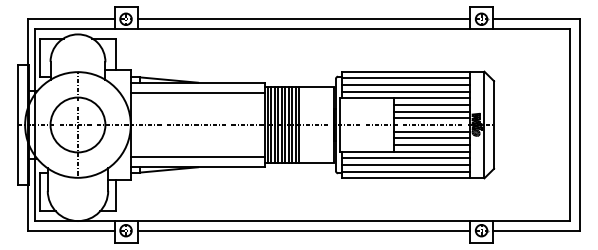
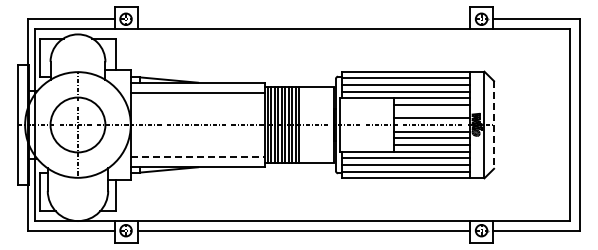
line: present -> none (303, 19)
line: present -> none (432, 111)
line: solid -> dashed (494, 125)
line: solid -> dashed (198, 156)
